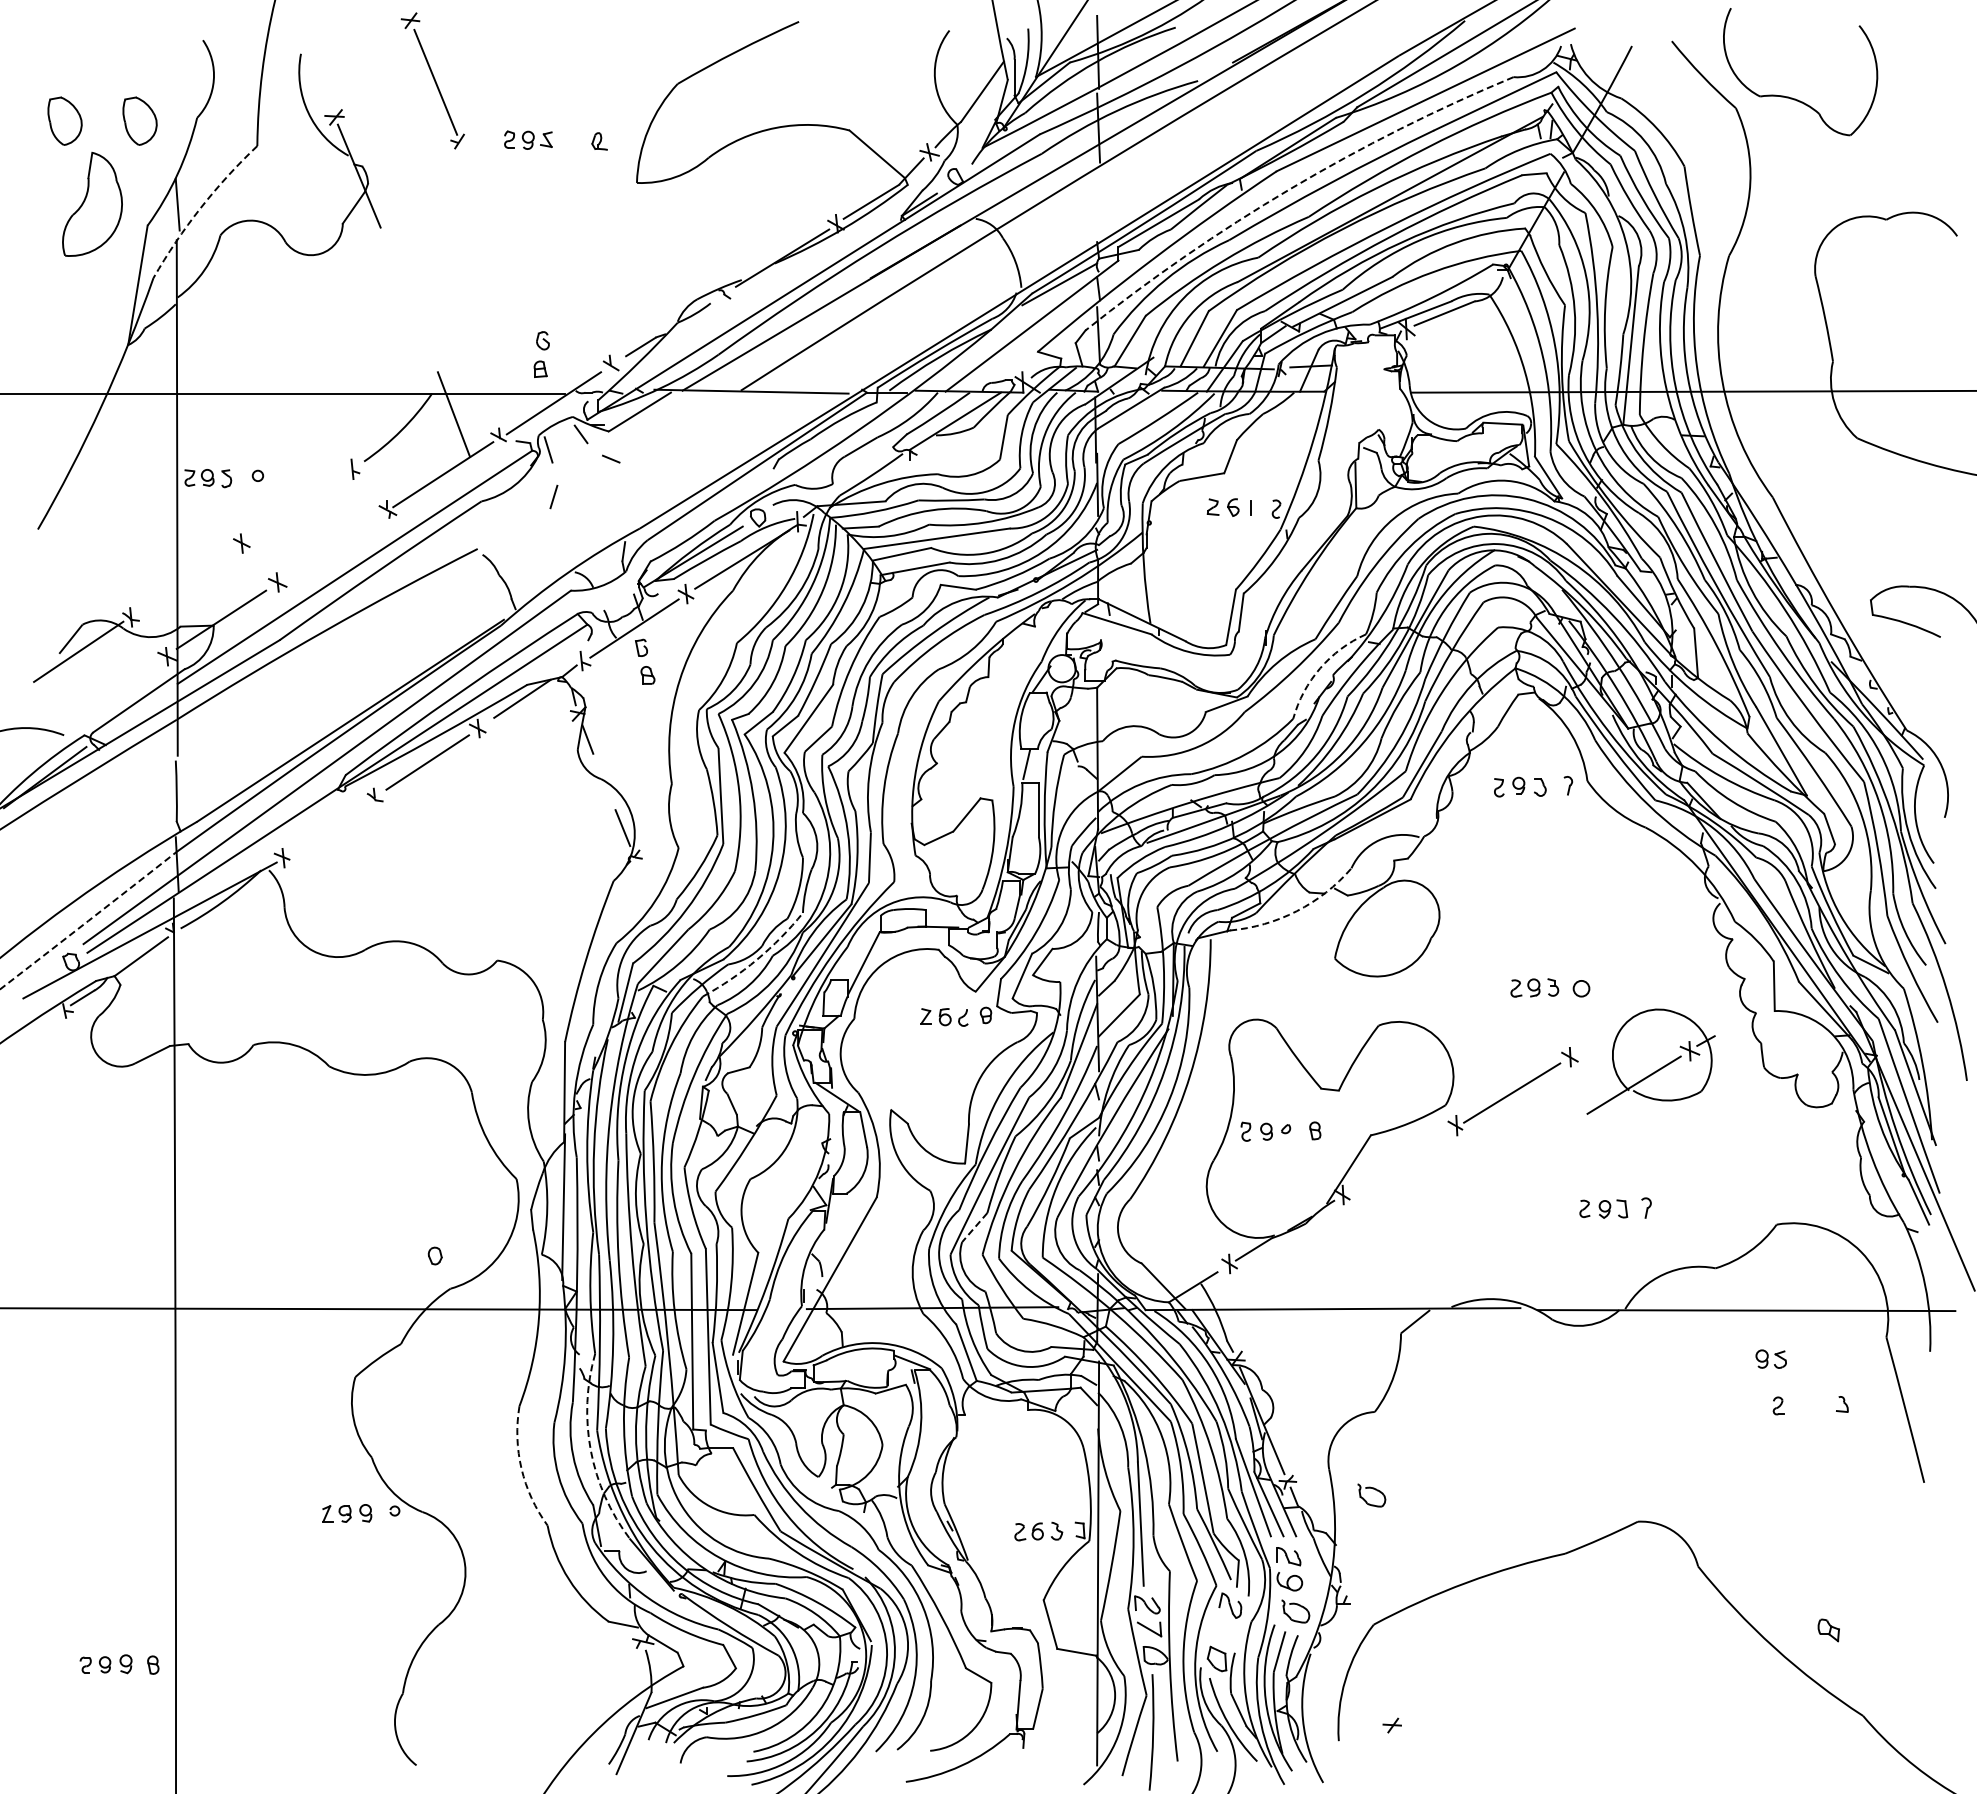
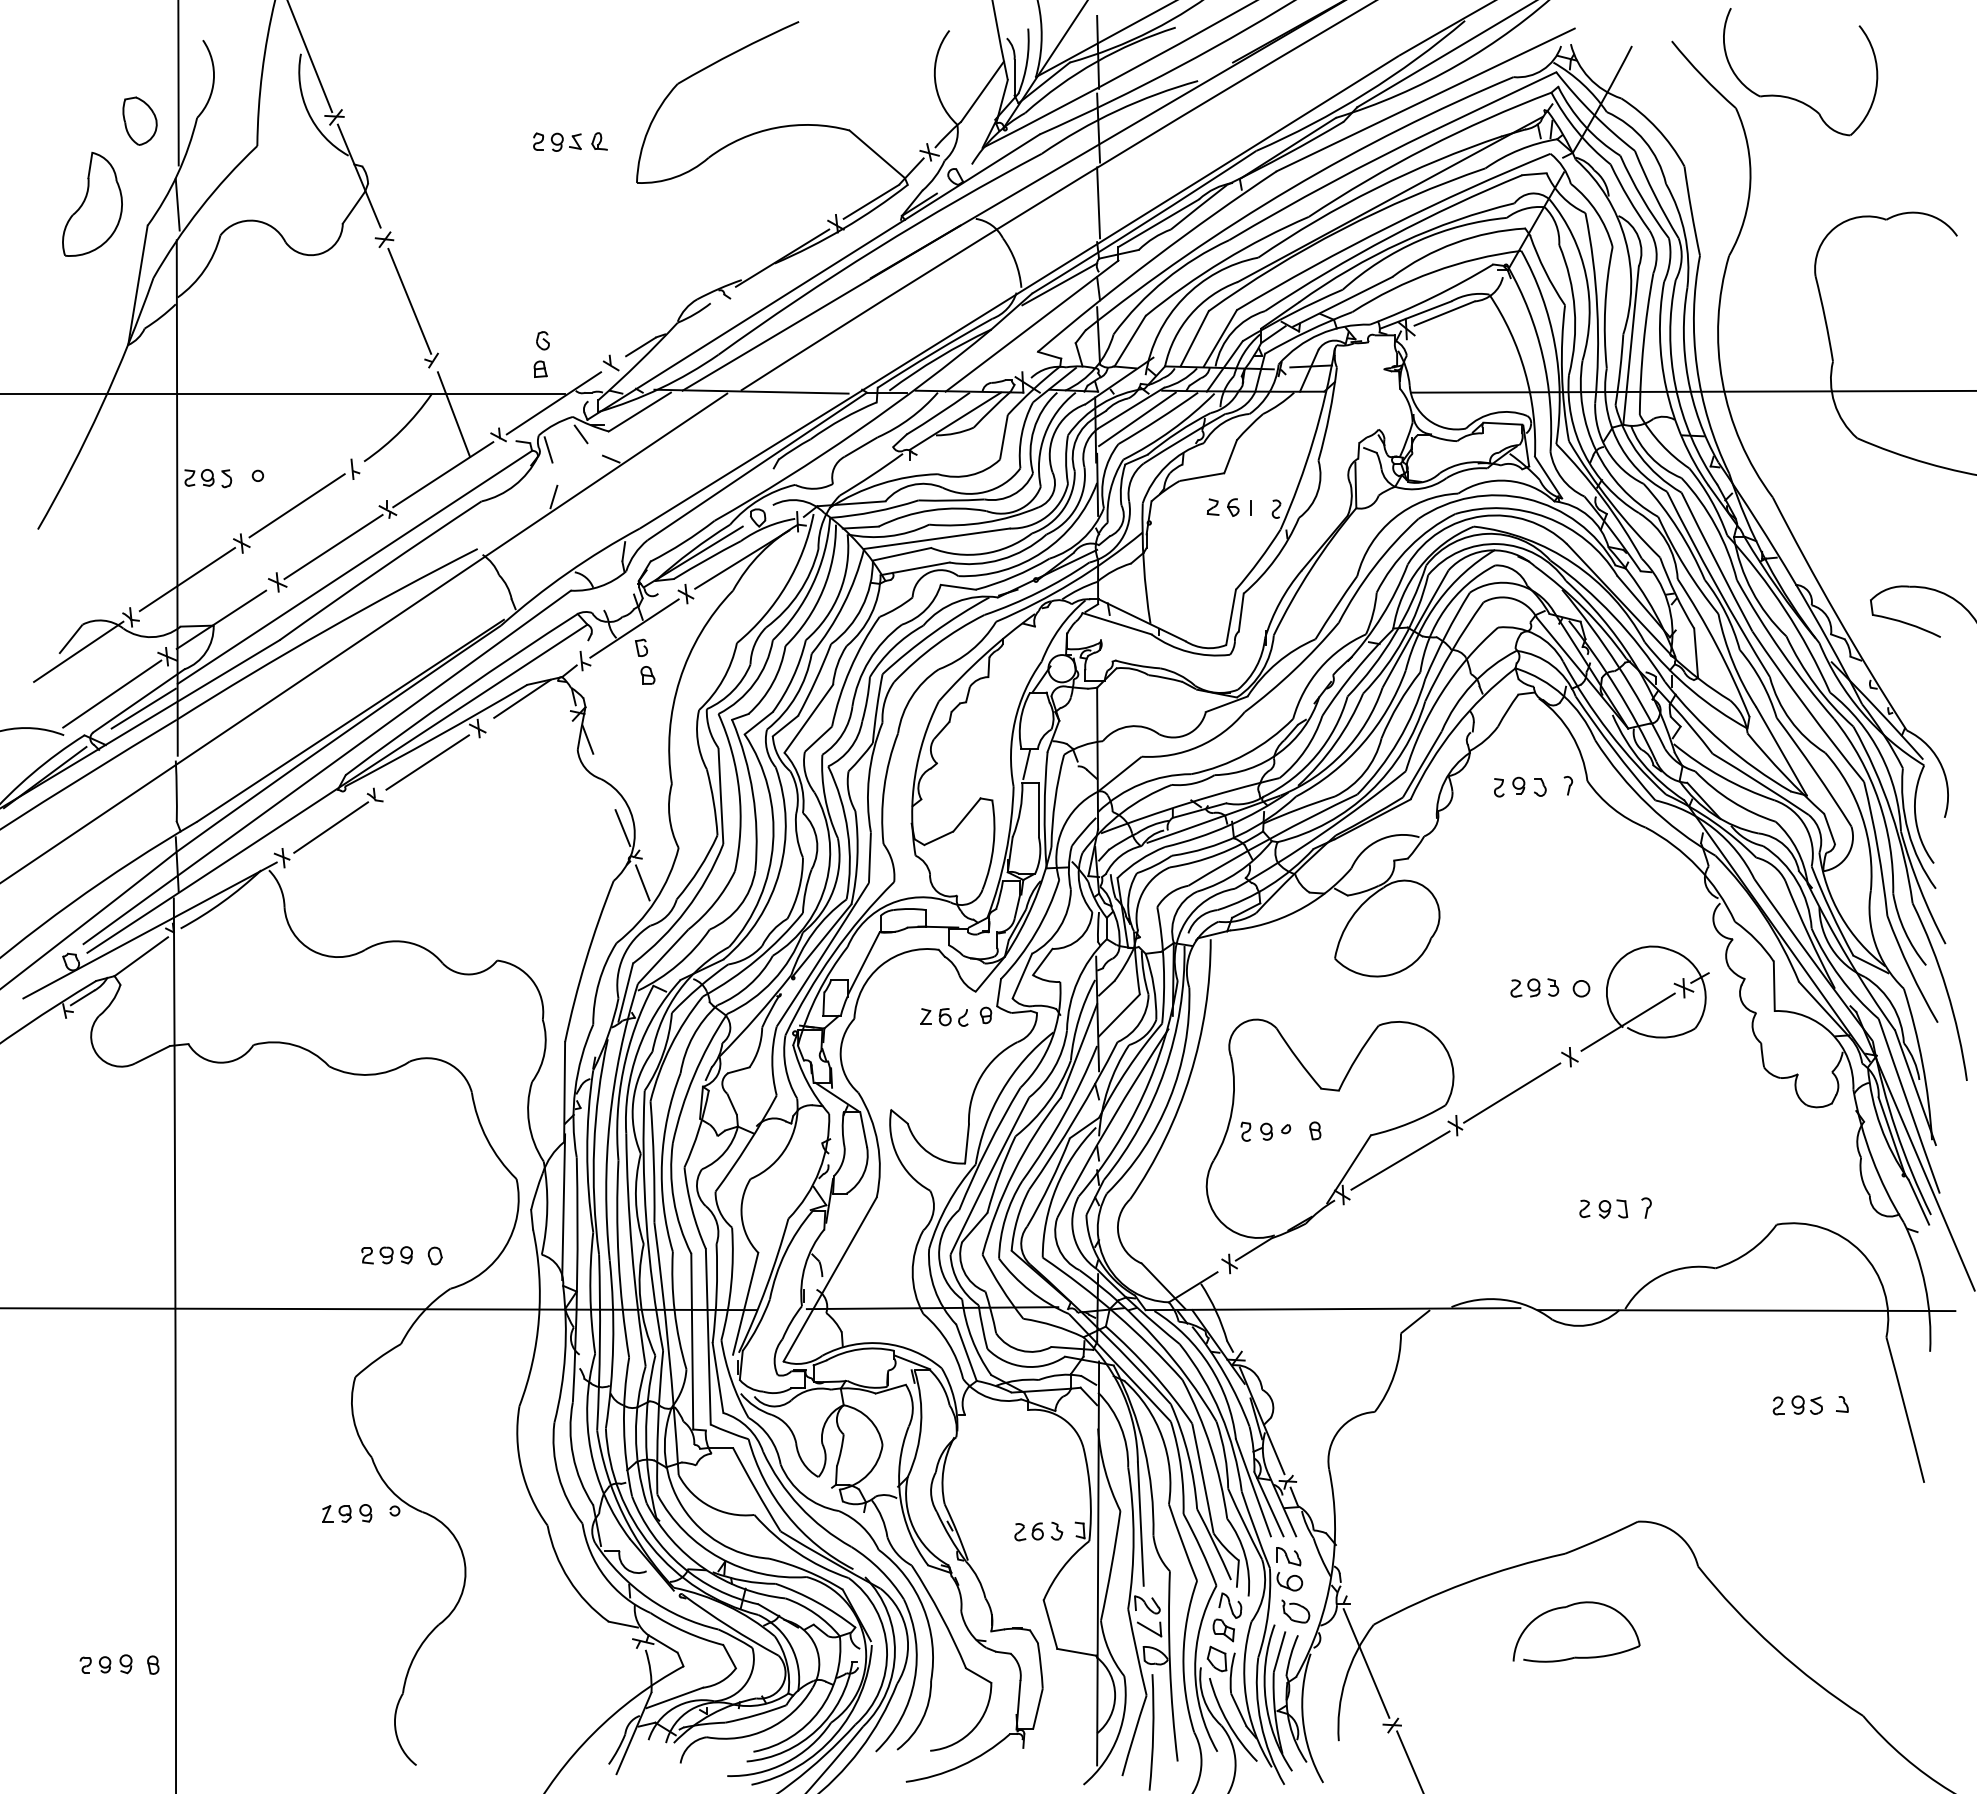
line: none -> present (310, 57)
part position: (432, 80) -> (406, 299) (406, 299)
line: none -> present (178, 83)
part: present -> none (64, 120)
part position: (528, 139) -> (557, 141) (557, 141)
arc: dashed -> solid (1290, 188)
line: none -> present (1098, 202)
arc: dashed -> solid (200, 208)
line: none -> present (1137, 419)
line: none -> present (296, 505)
line: none -> present (333, 546)
line: none -> present (187, 579)
line: none -> present (364, 637)
arc: dashed -> solid (1320, 668)
line: none -> present (112, 693)
line: none -> present (143, 708)
line: none -> present (331, 827)
line: none -> present (642, 882)
arc: dashed -> solid (1296, 911)
arc: dashed -> solid (88, 920)
arc: dashed -> solid (757, 959)
part position: (1657, 1069) -> (1651, 1006) (1651, 1006)
line: none -> present (1400, 1160)
line: dashed -> solid (974, 1227)
part: none -> present (386, 1255)
part position: (1770, 1358) -> (1806, 1404) (1806, 1404)
arc: dashed -> solid (590, 1450)
arc: dashed -> solid (521, 1468)
part: present -> none (1373, 1489)
part position: (1828, 1630) -> (1223, 1630) (1223, 1630)
part: none -> present (1576, 1656)
line: none -> present (1366, 1663)
line: none -> present (1409, 1760)
